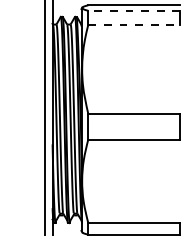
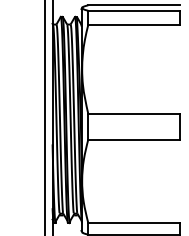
line: dashed -> solid (134, 10)
line: dashed -> solid (134, 24)
